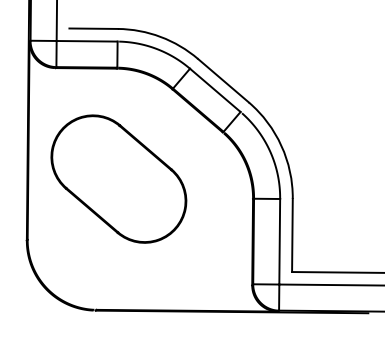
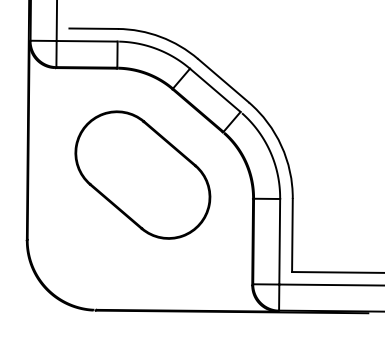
part position: (118, 178) -> (142, 174) (142, 174)
